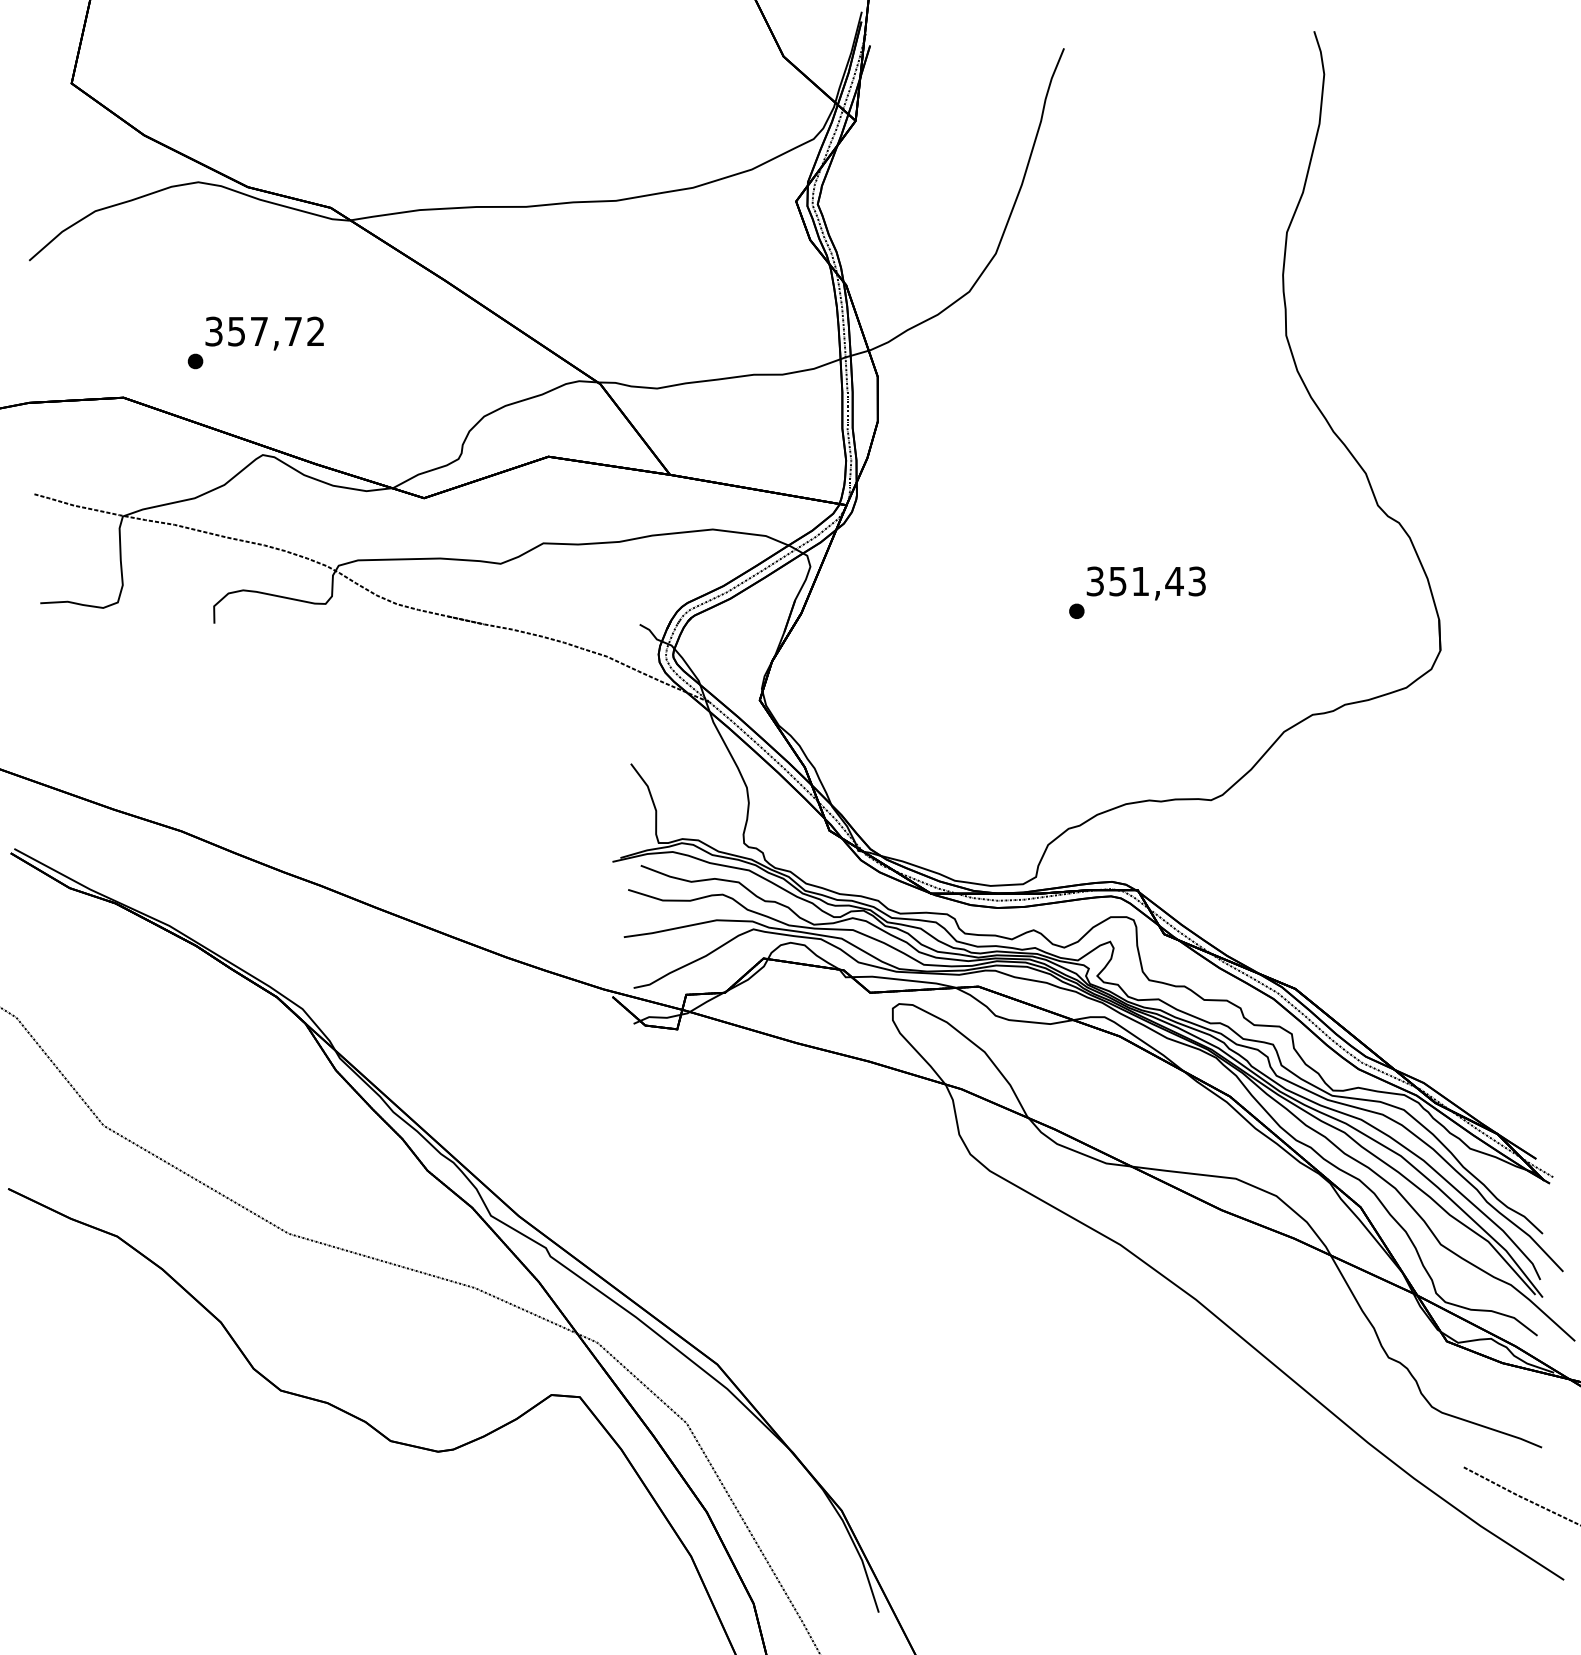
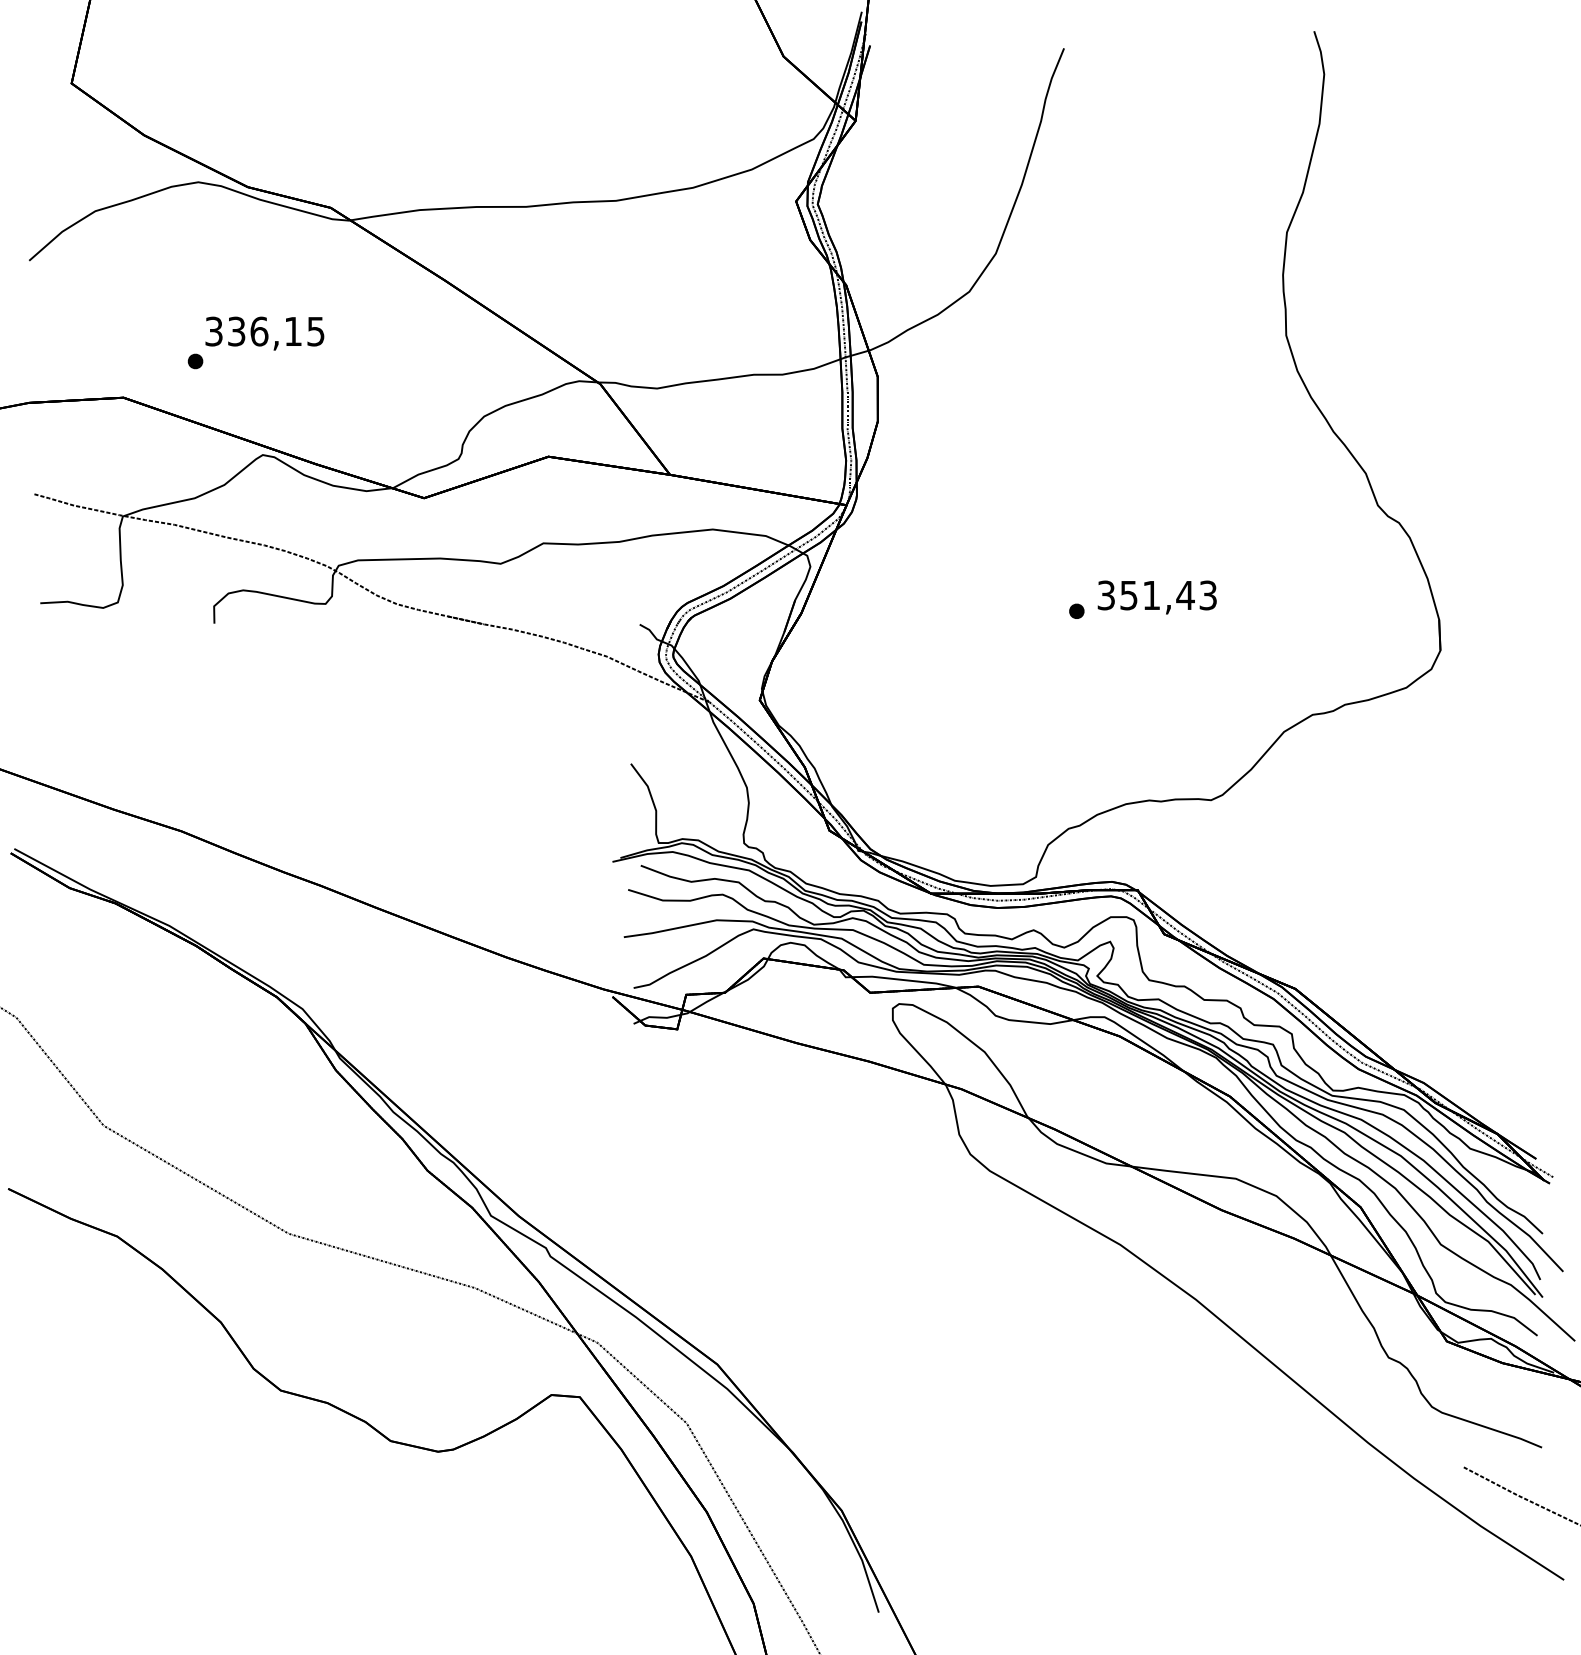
text: 357,72 -> 336,15 (276, 331)
text position: (1145, 583) -> (1156, 597) (1156, 597)
